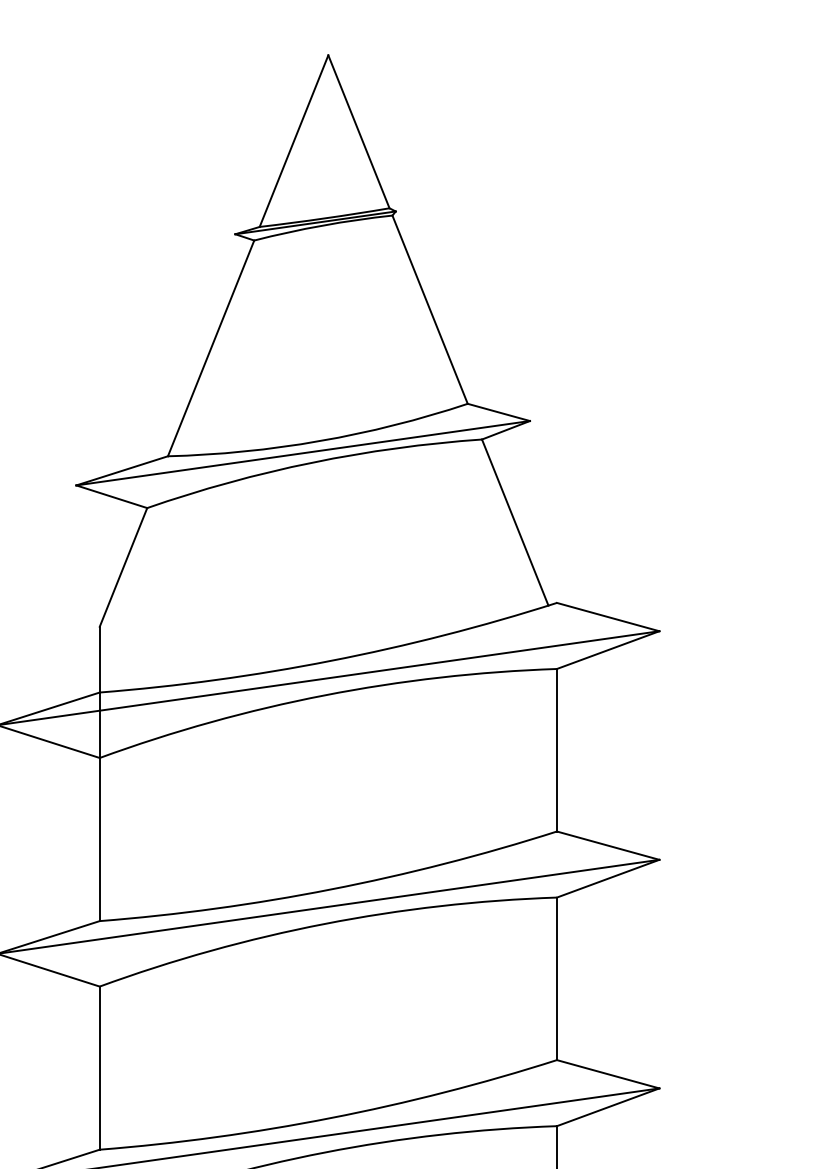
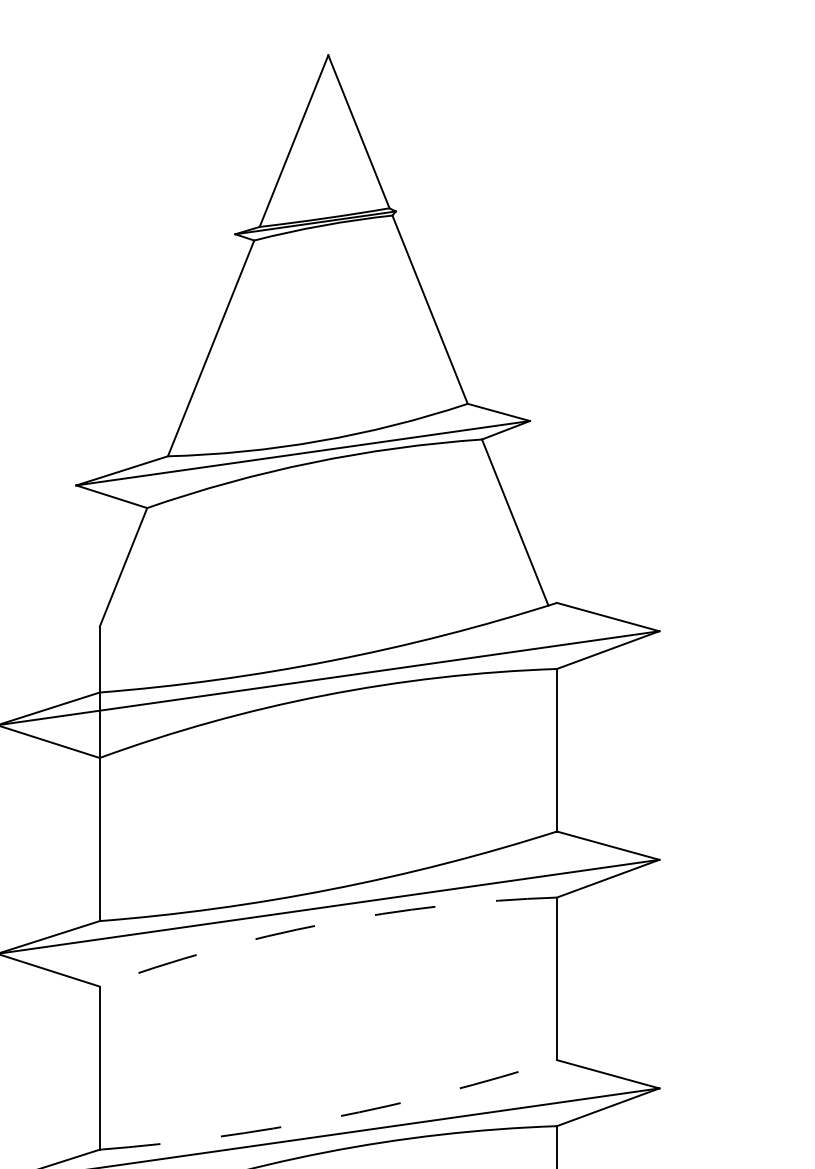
arc: solid -> dashed (324, 923)
arc: solid -> dashed (330, 1118)
